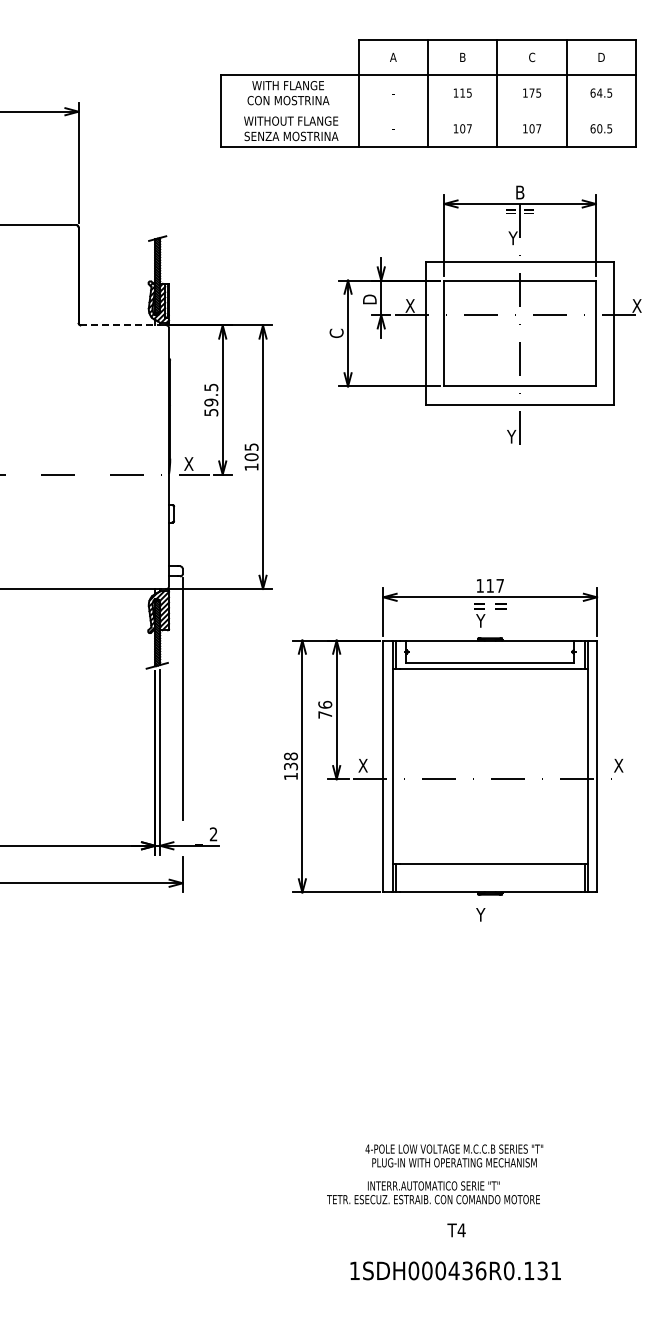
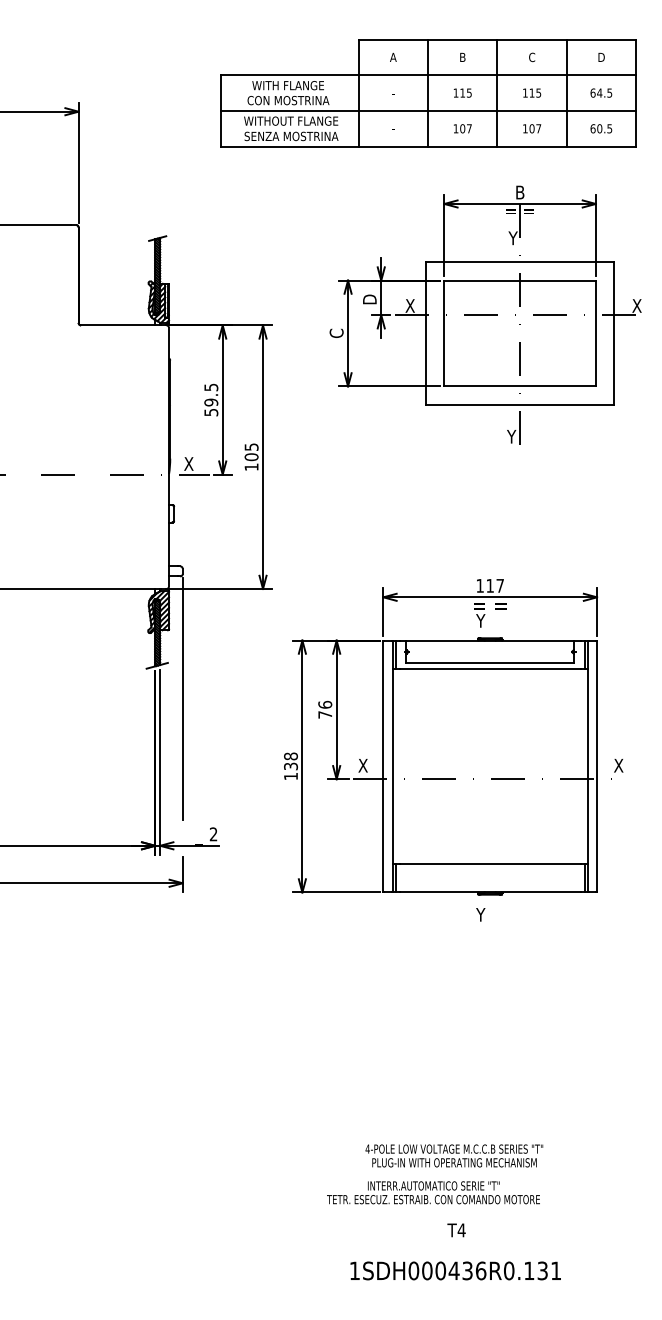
text: 175 -> 115 (531, 92)
line: none -> present (428, 110)
line: dashed -> solid (120, 325)
